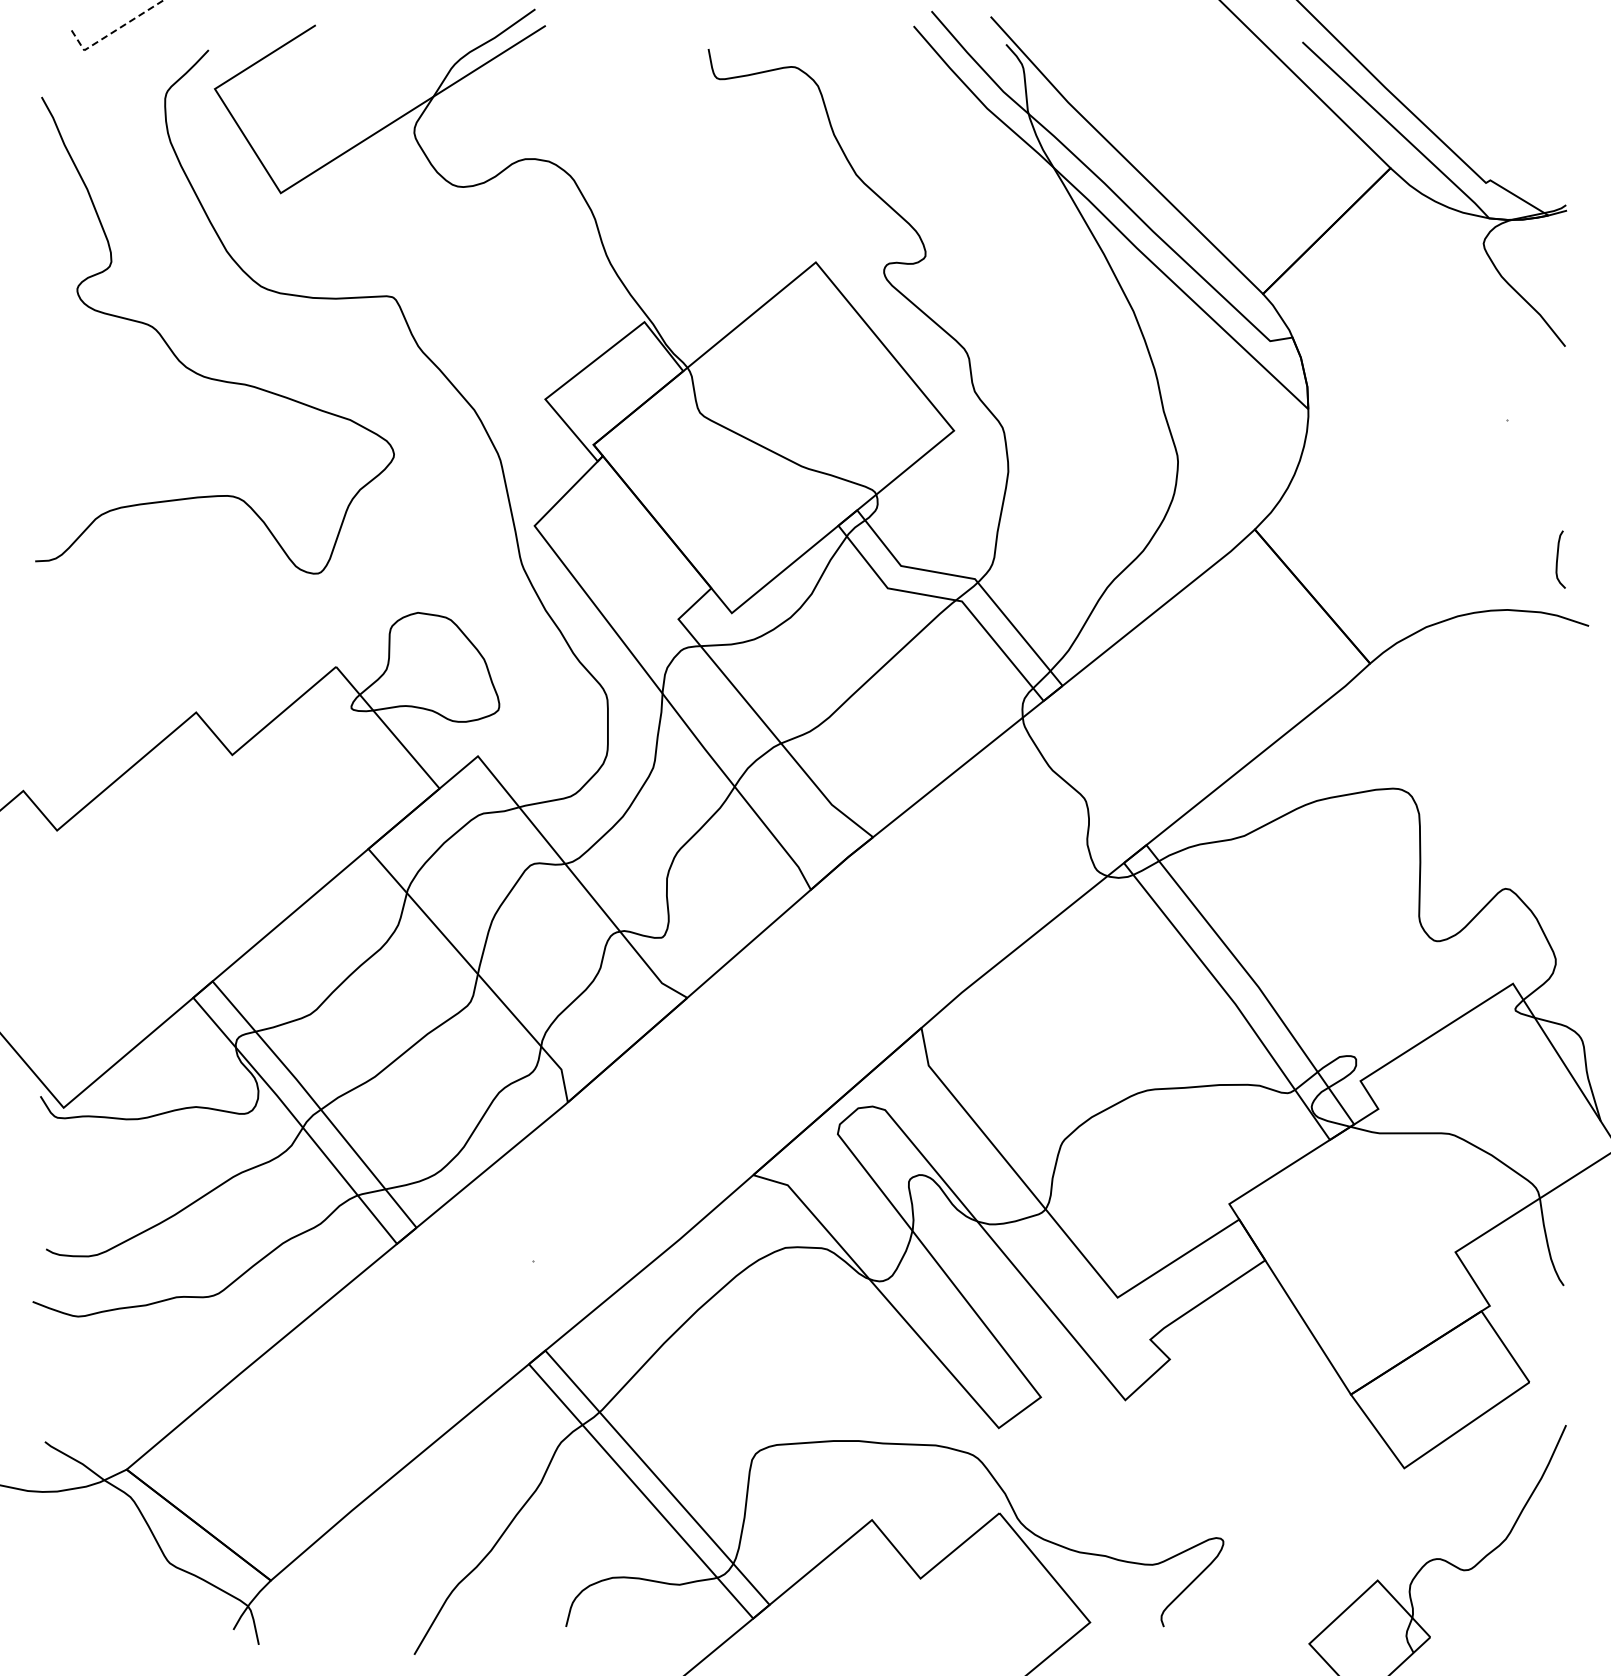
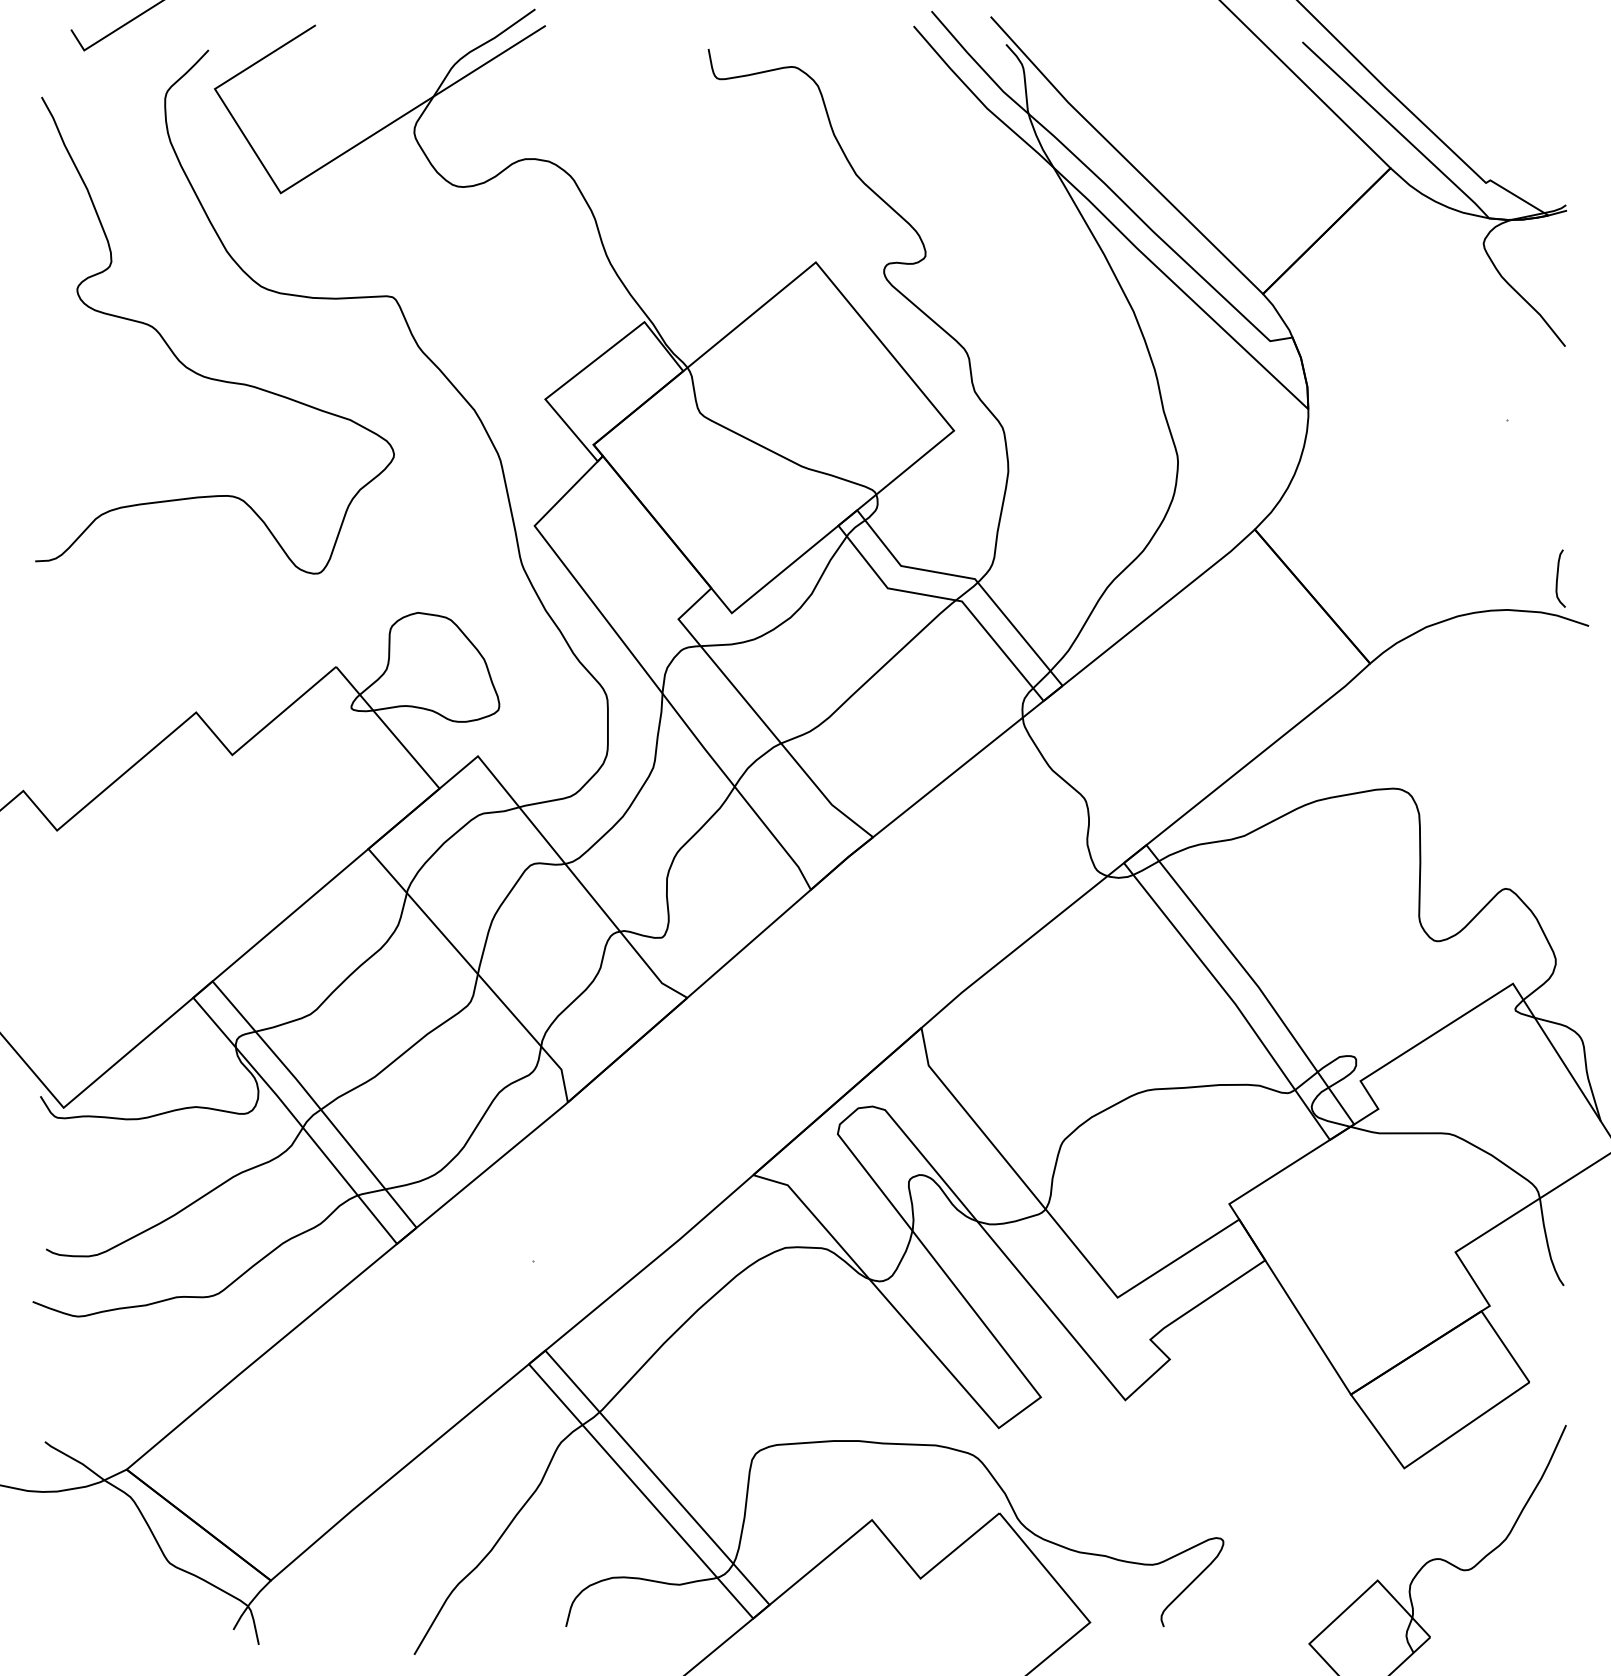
line: dashed -> solid (112, 32)
curve position: (1558, 559) -> (1558, 578) (1558, 578)
